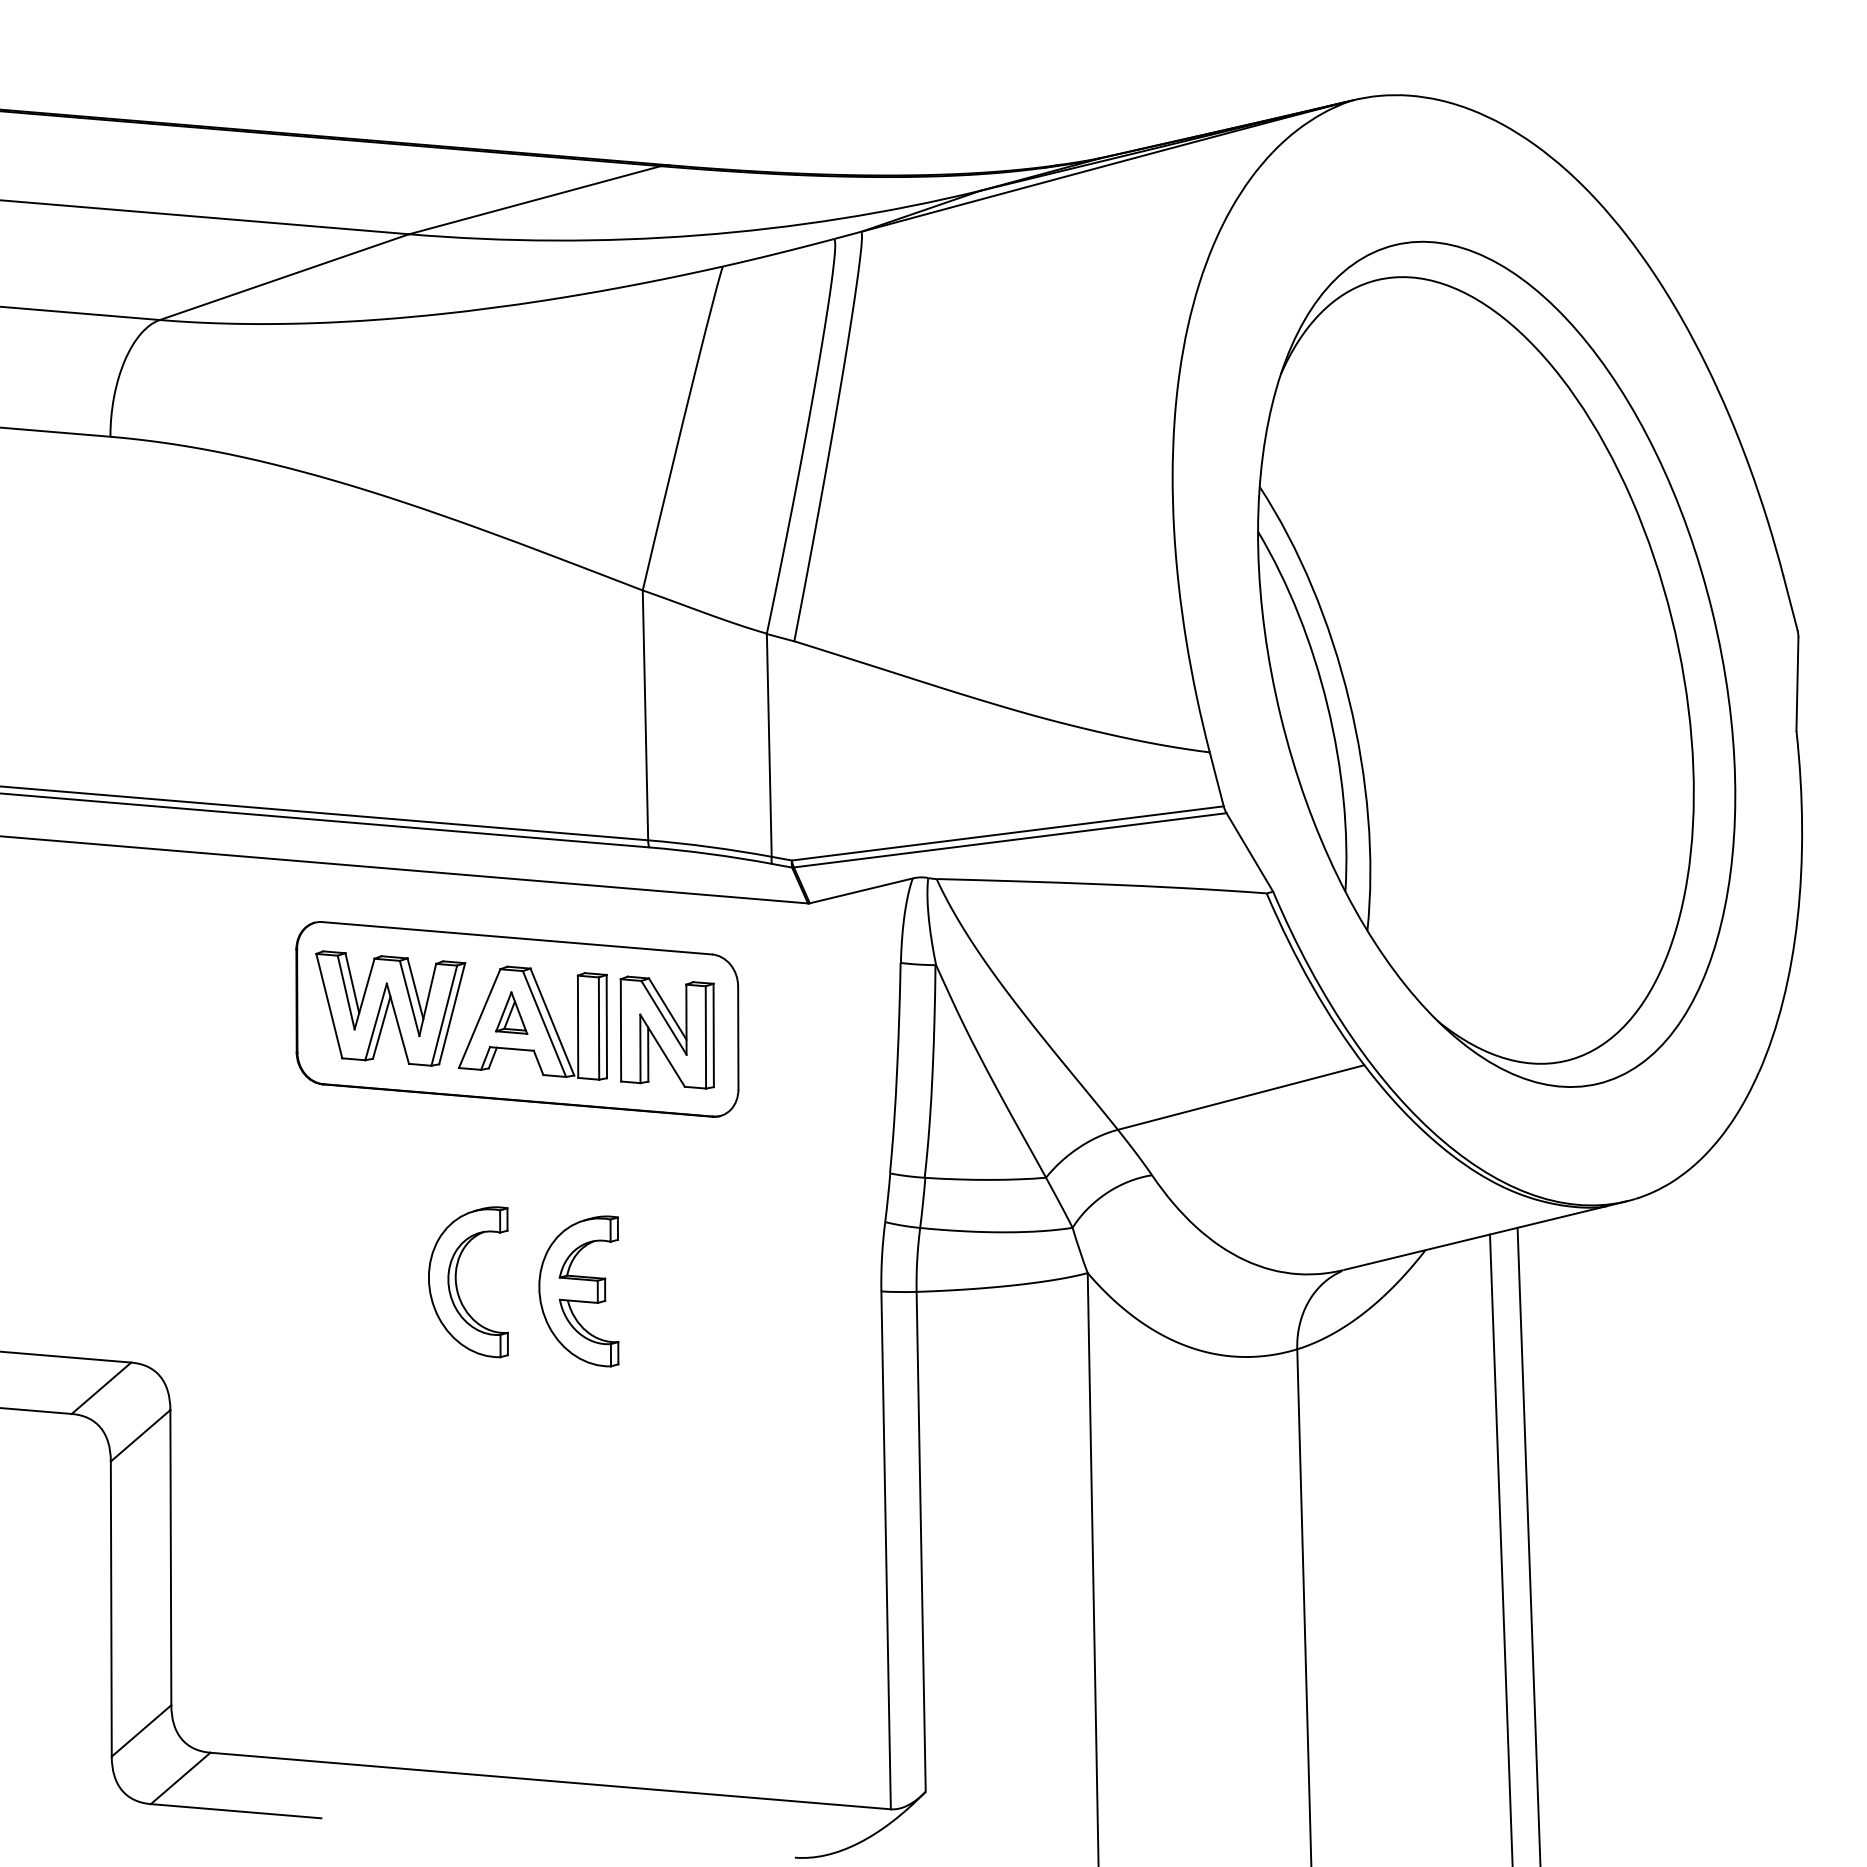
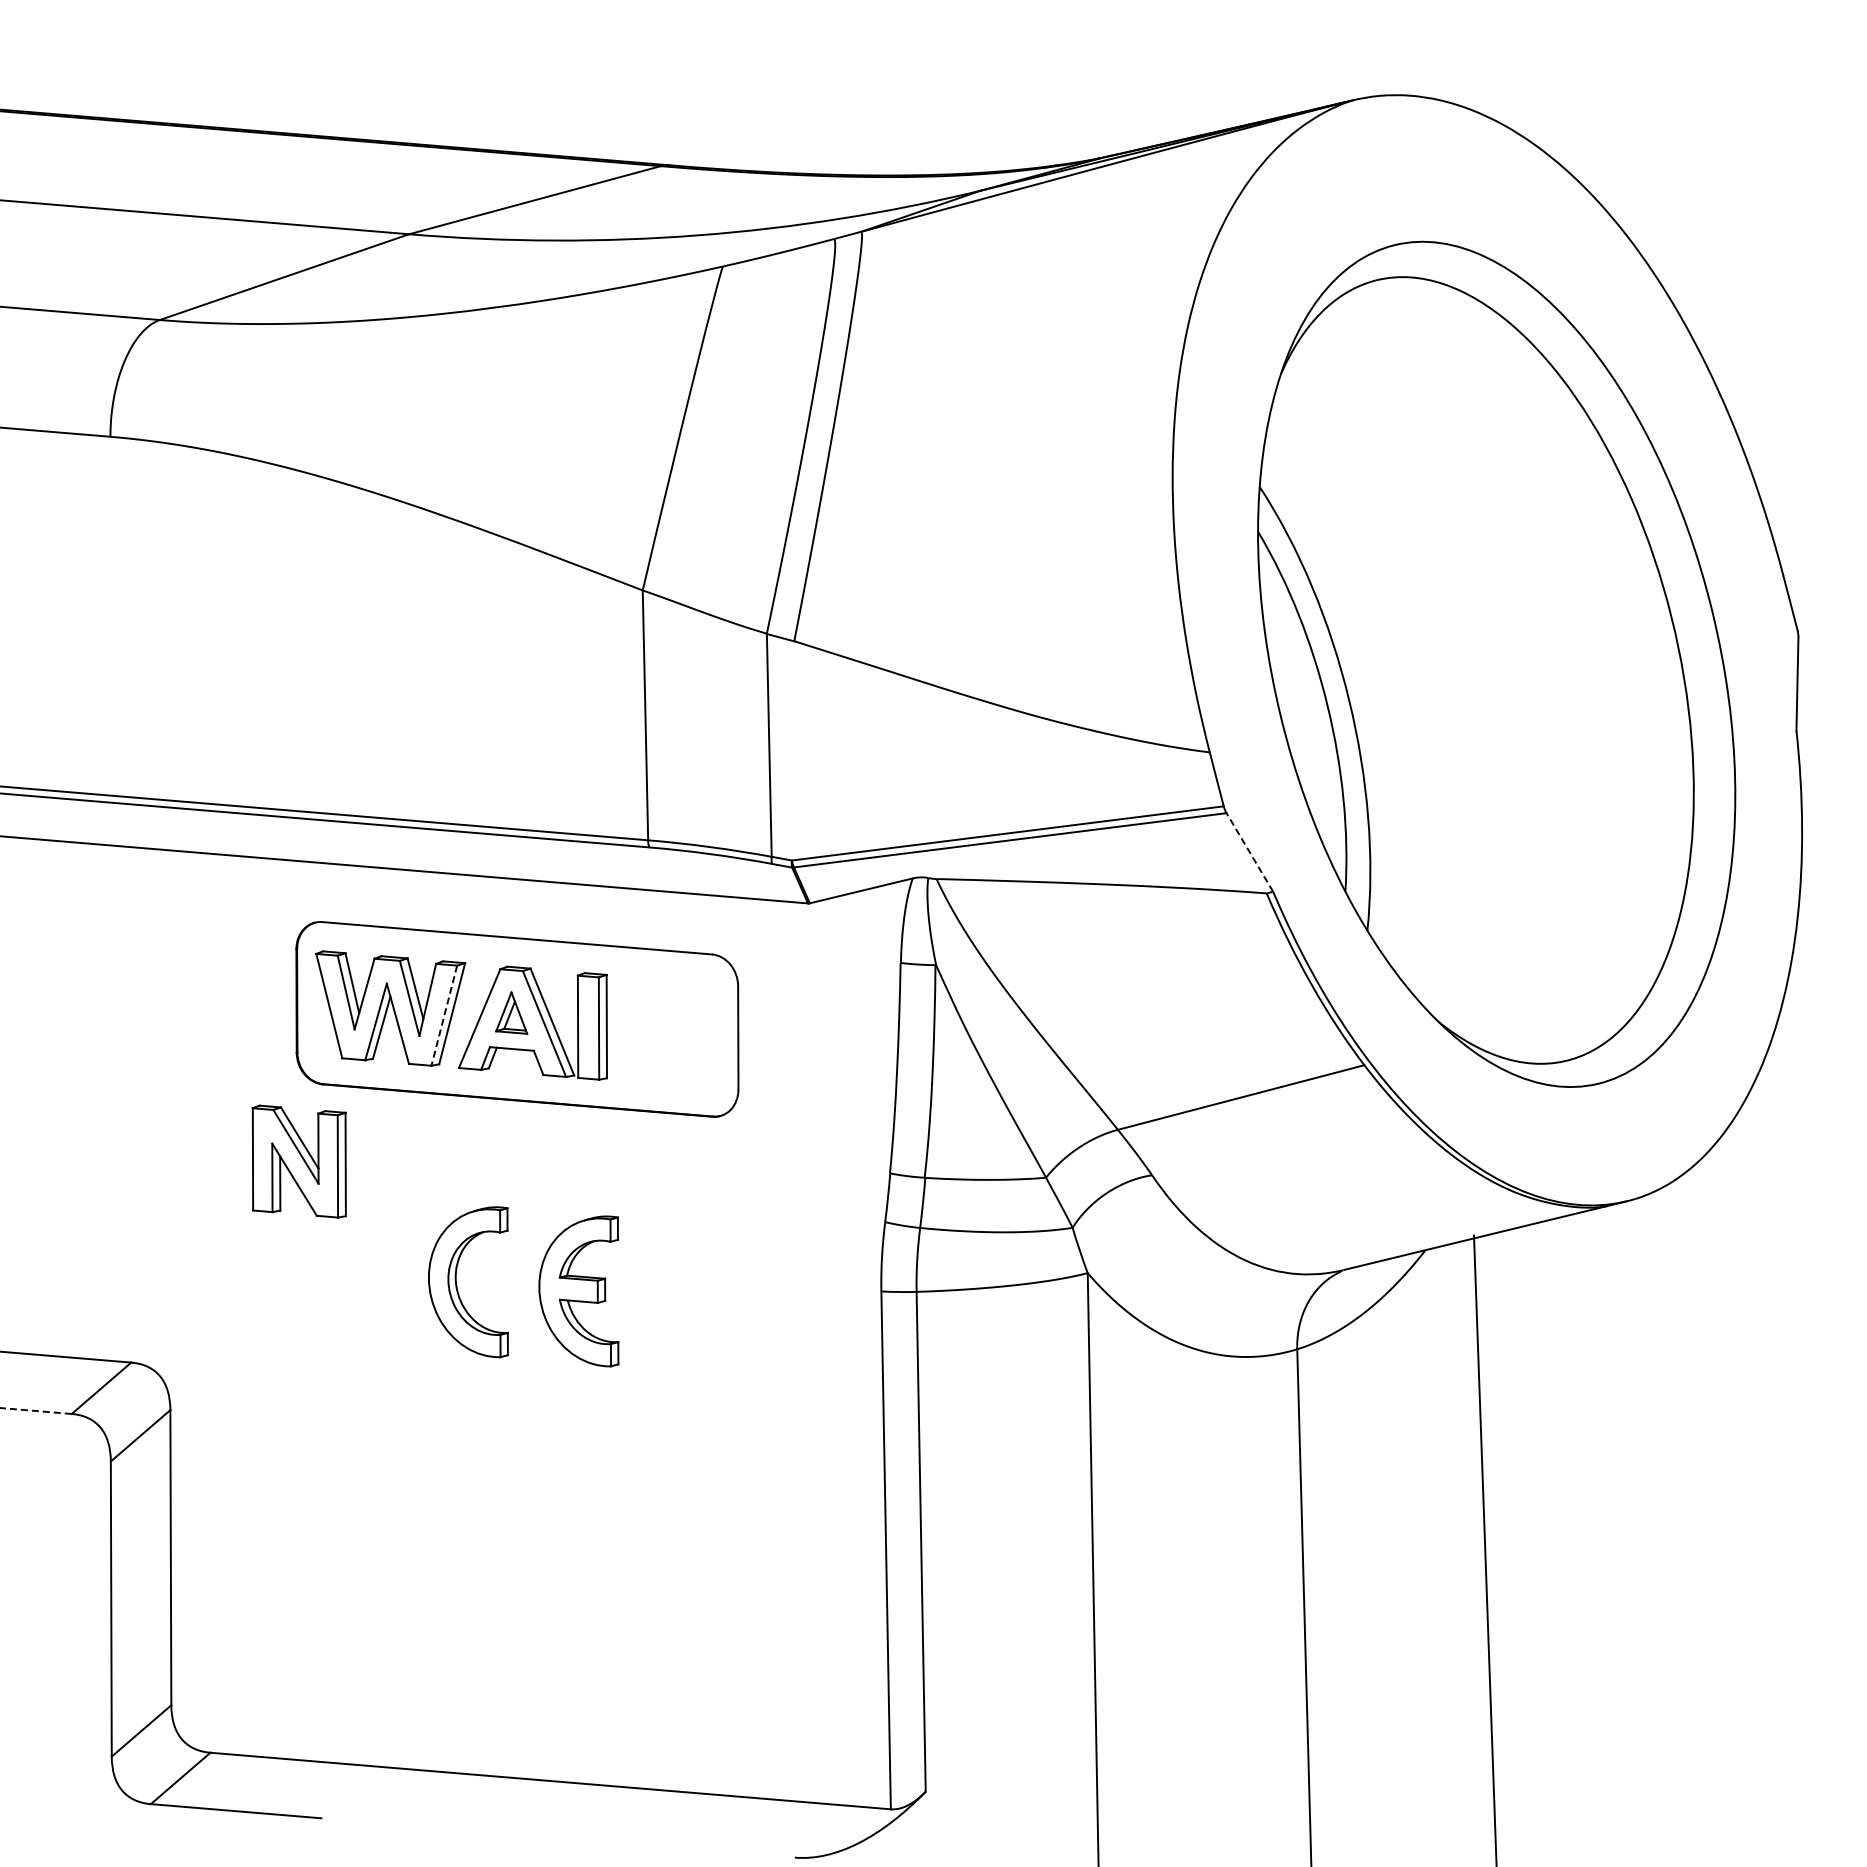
line: solid -> dashed (1249, 852)
line: solid -> dashed (444, 1015)
part position: (666, 1032) -> (298, 1161) (298, 1161)
line: solid -> dashed (35, 1410)
line: present -> none (1528, 1545)
line position: (1500, 1548) -> (1484, 1549) (1484, 1549)
